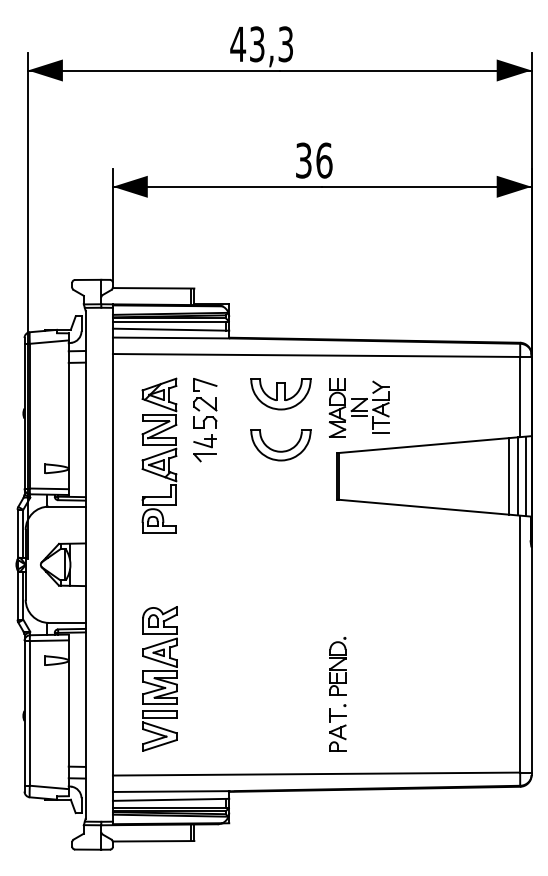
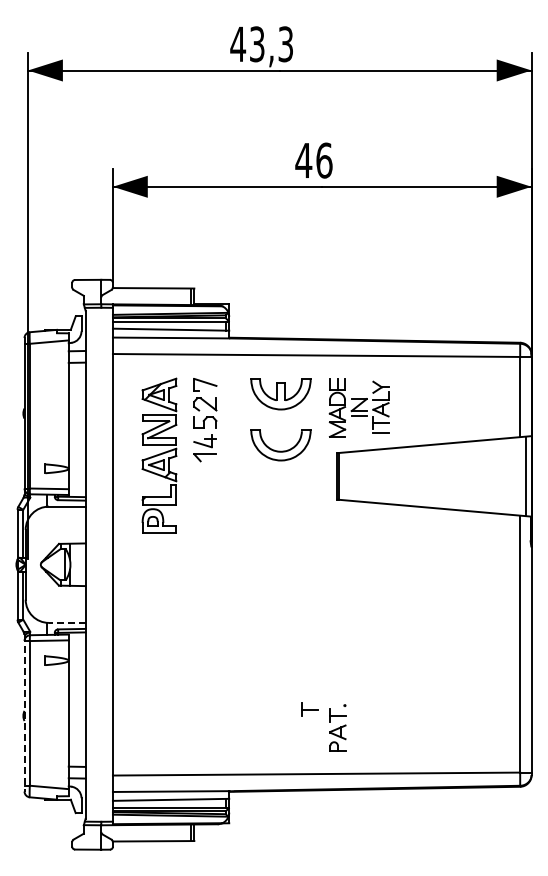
text: 36 -> 46 (303, 160)
line: present -> none (508, 476)
line: present -> none (517, 476)
line: solid -> dashed (66, 622)
part: present -> none (337, 666)
part: present -> none (159, 678)
part: none -> present (309, 709)
line: solid -> dashed (24, 713)
